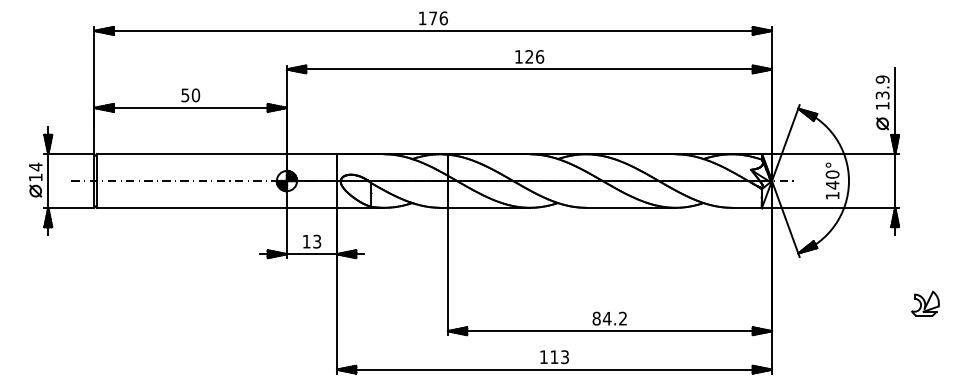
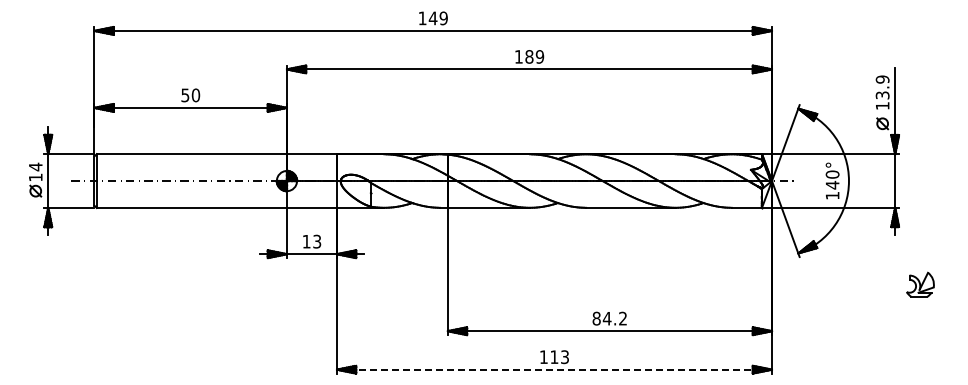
text: 176 -> 149 (437, 18)
text: 126 -> 189 (534, 56)
part position: (925, 303) -> (920, 284) (920, 284)
line: solid -> dashed (554, 369)
